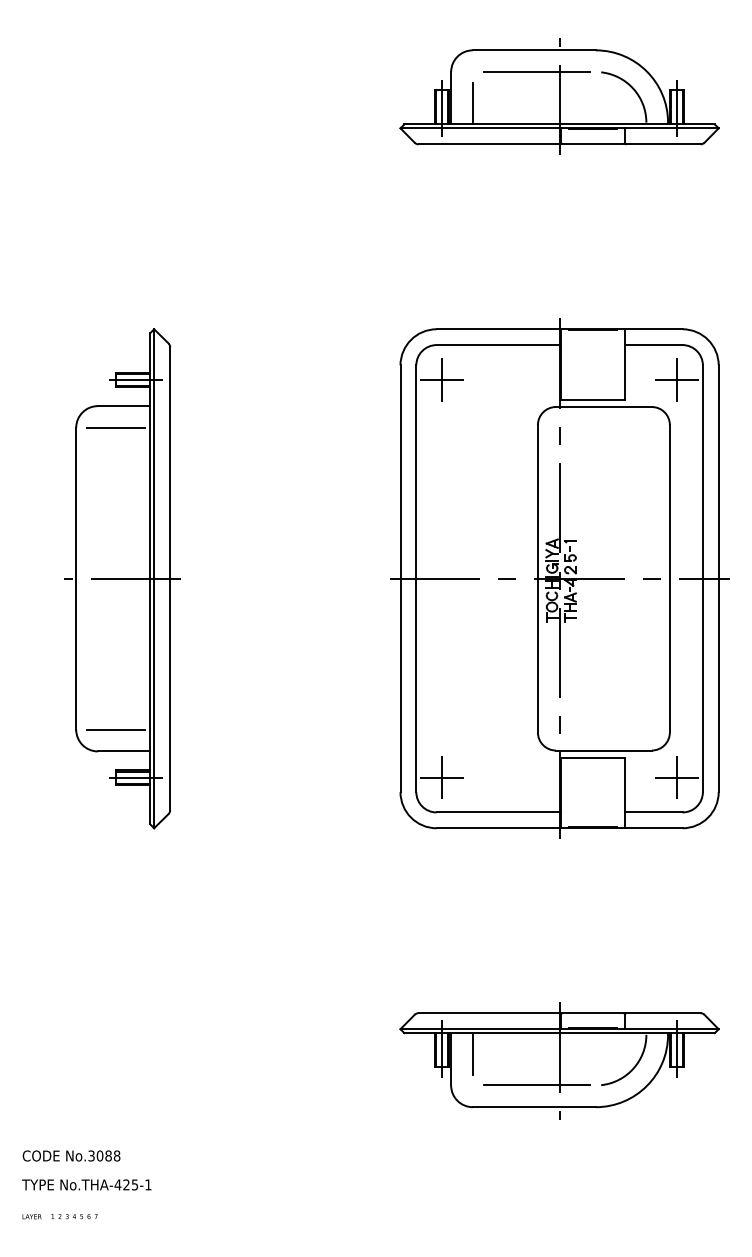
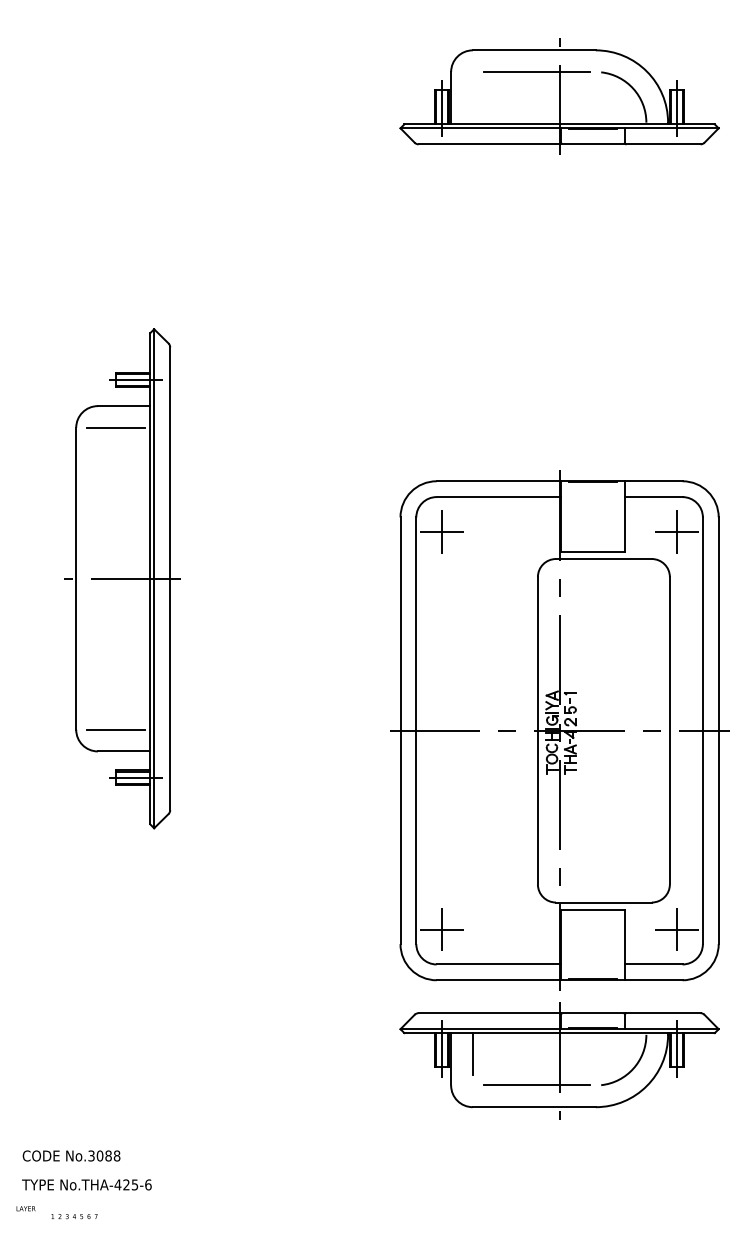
line: present -> none (472, 103)
part position: (559, 578) -> (559, 730) (559, 730)
text: No.THA-425-1 -> No.THA-425-6 (148, 1184)
text position: (31, 1216) -> (25, 1208) (25, 1208)
